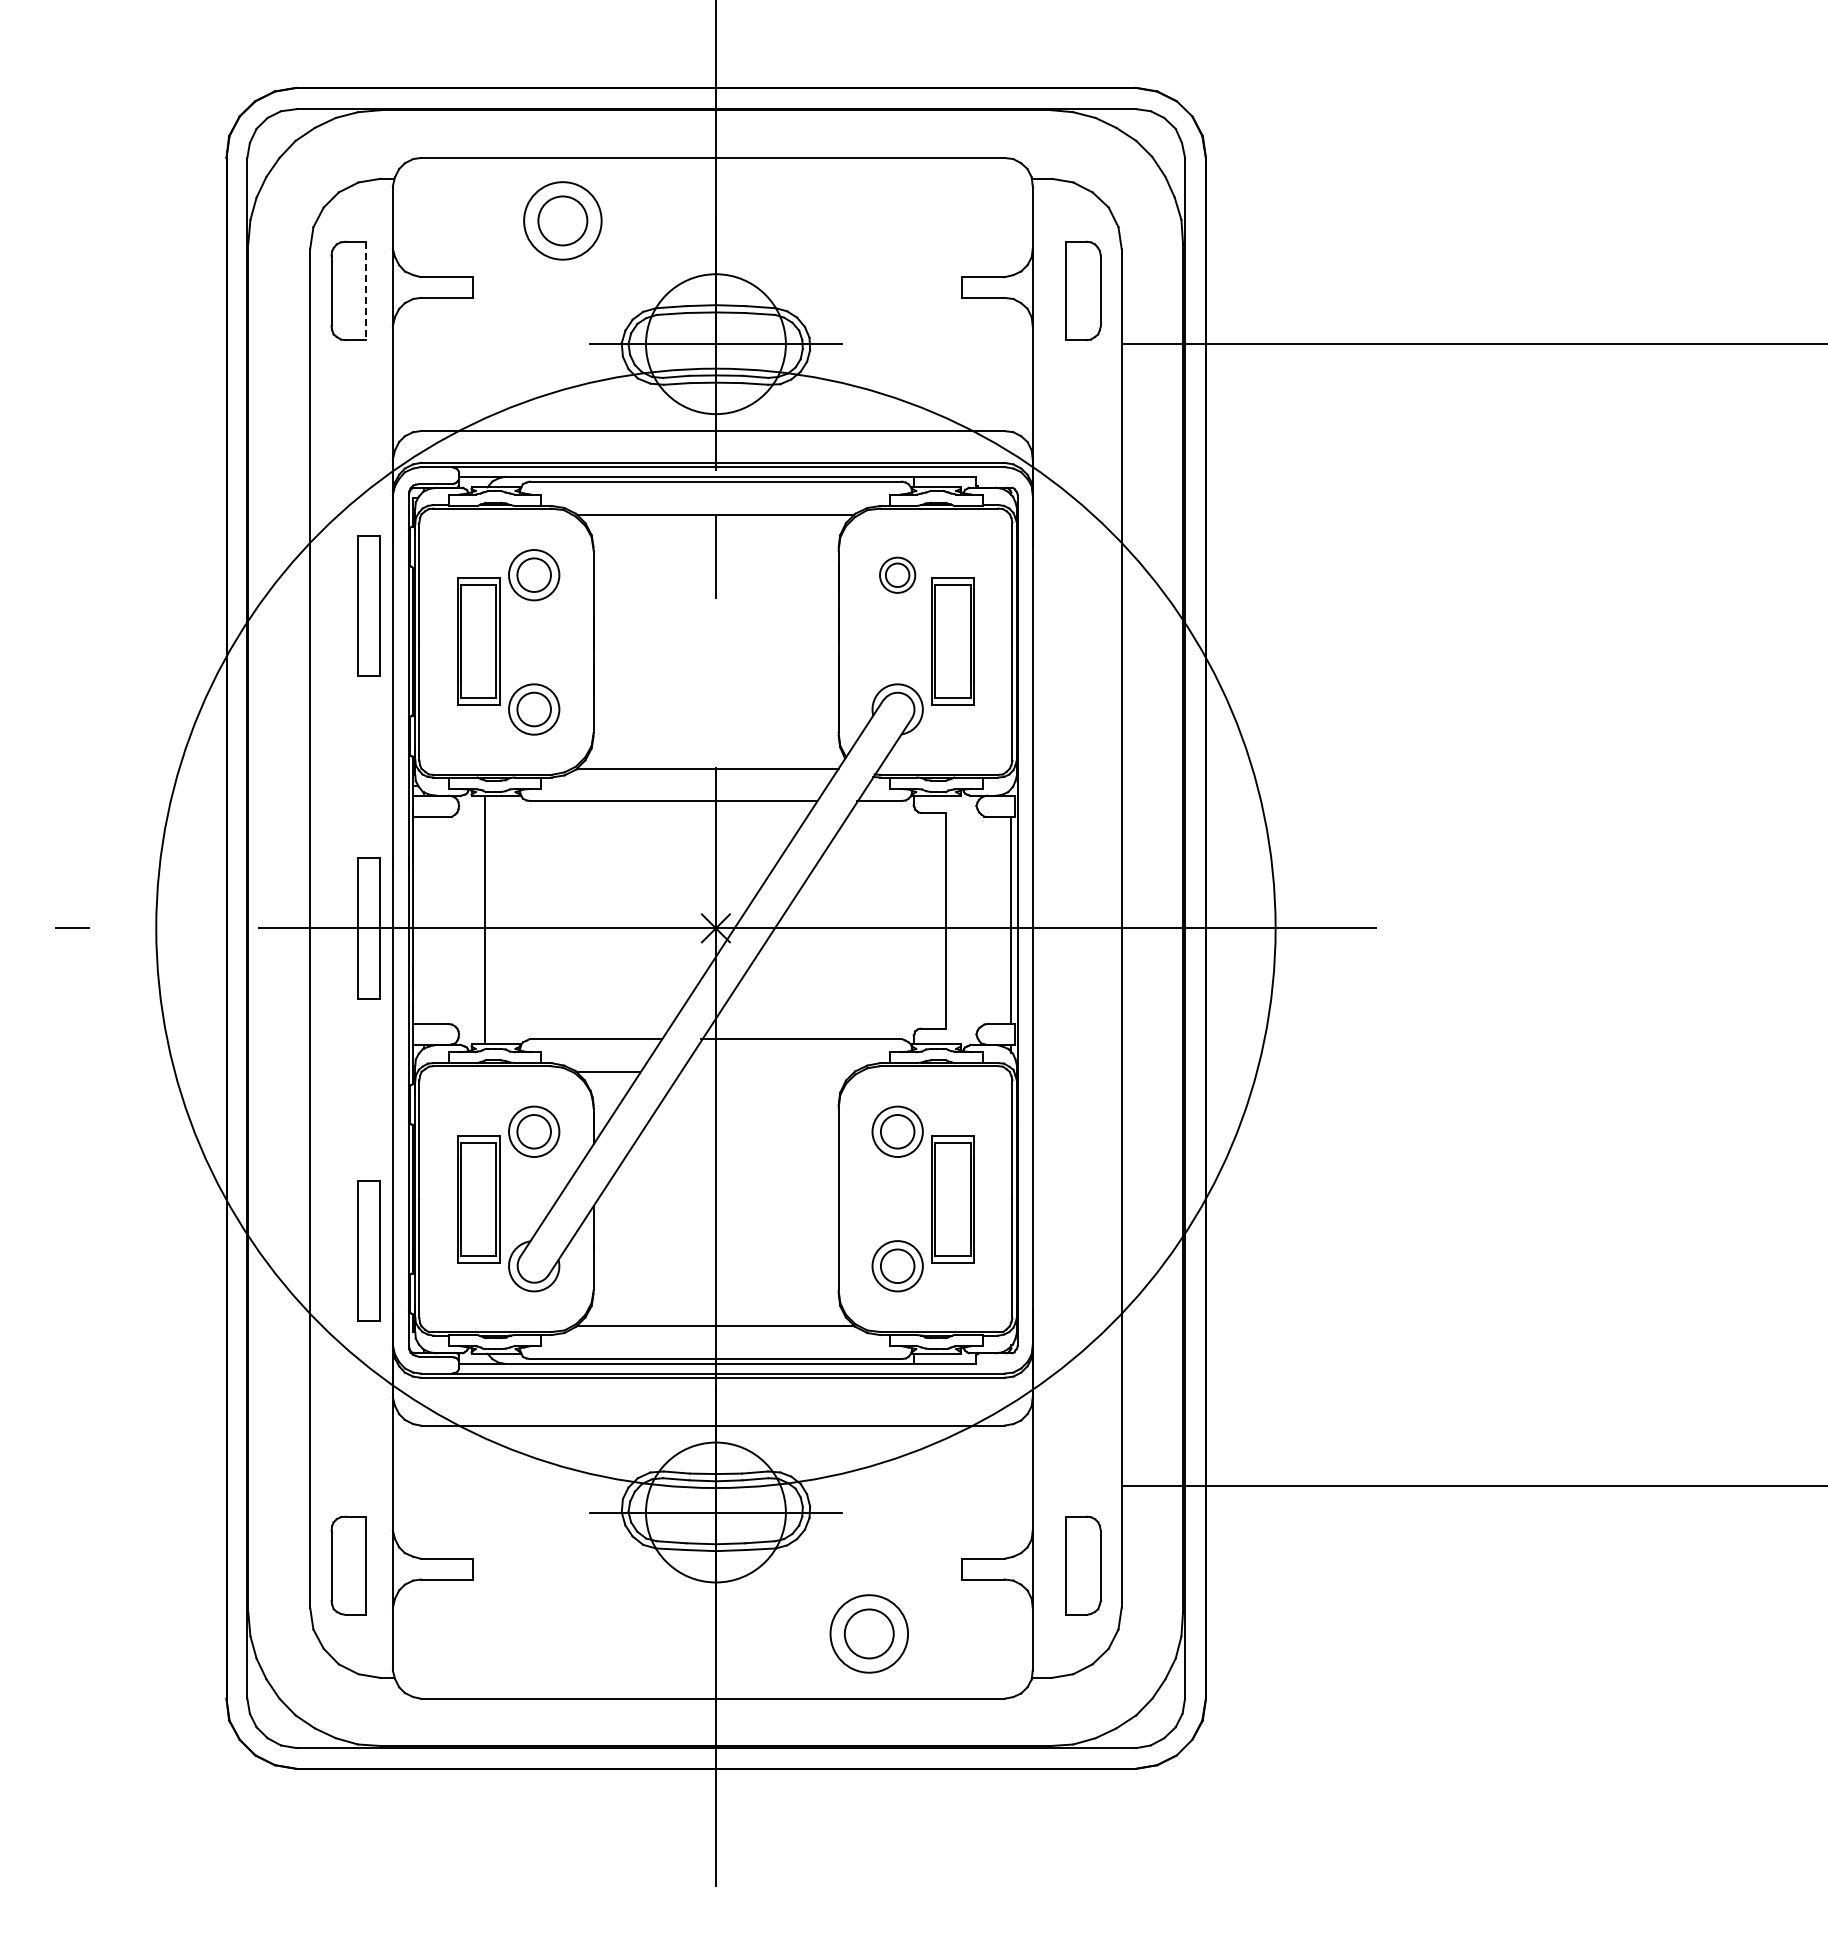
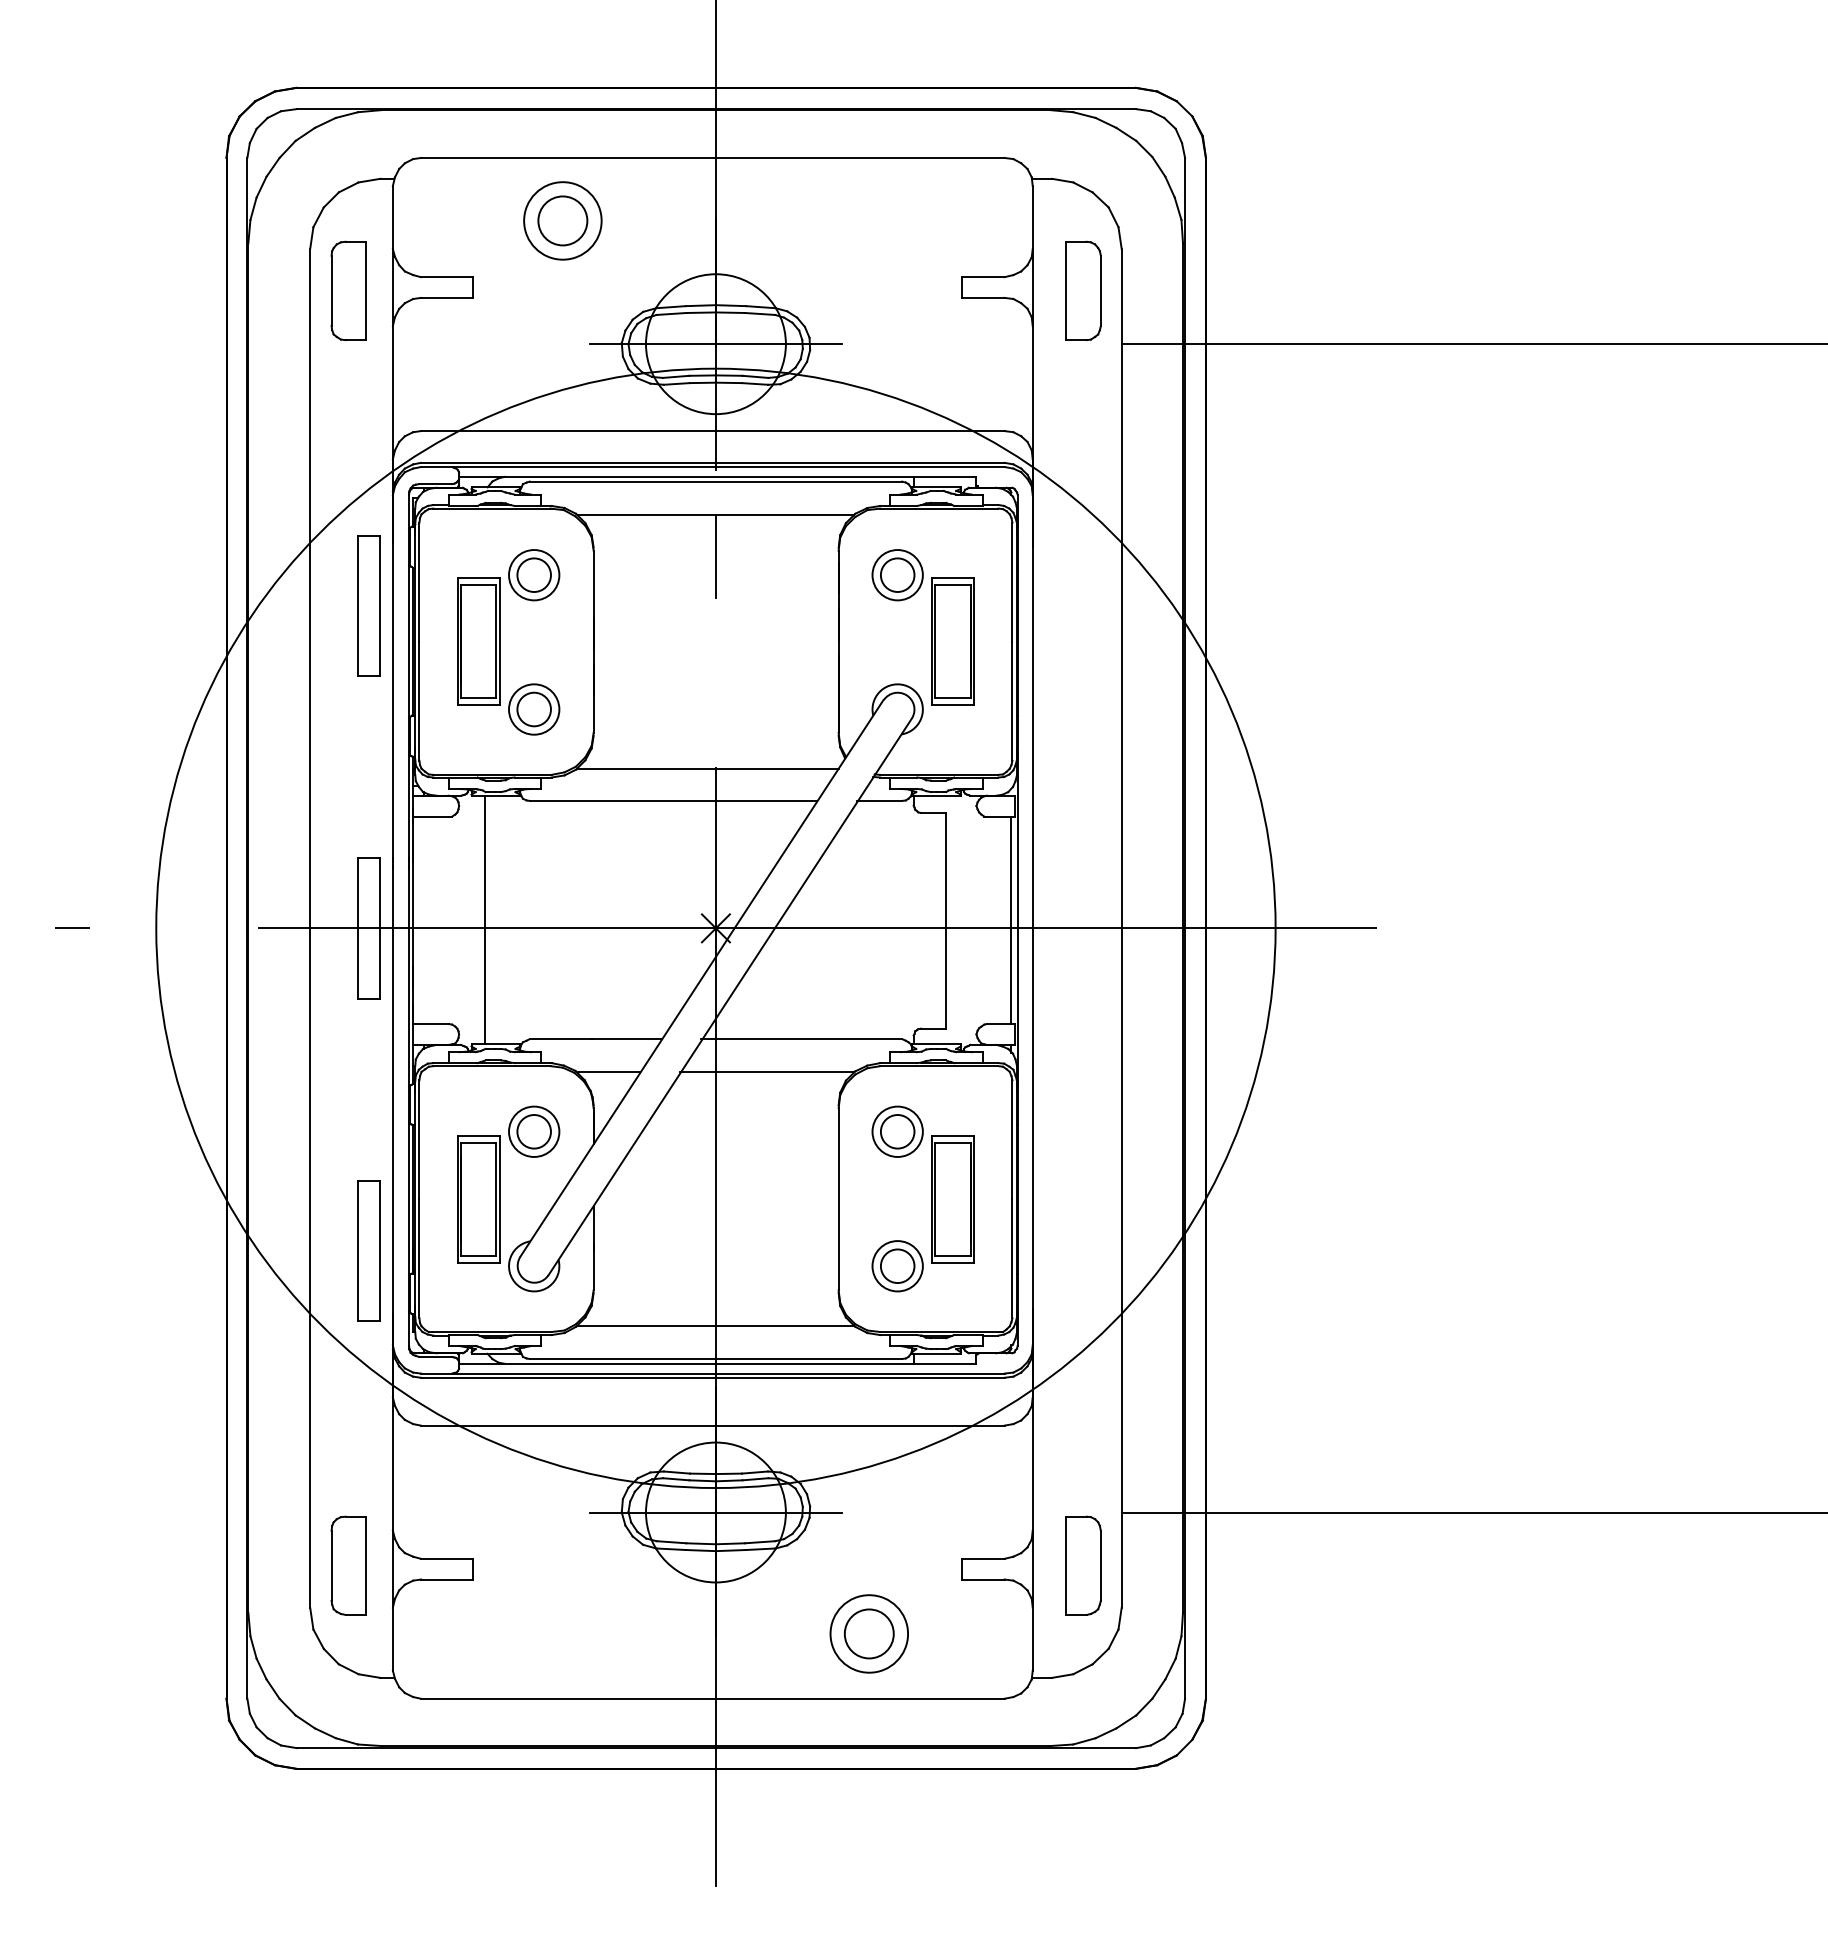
line: dashed -> solid (366, 291)
part size: 38x38 px -> 53x53 px (897, 575)
line: none -> present (766, 1072)
line position: (1472, 1485) -> (1472, 1512) (1472, 1512)
